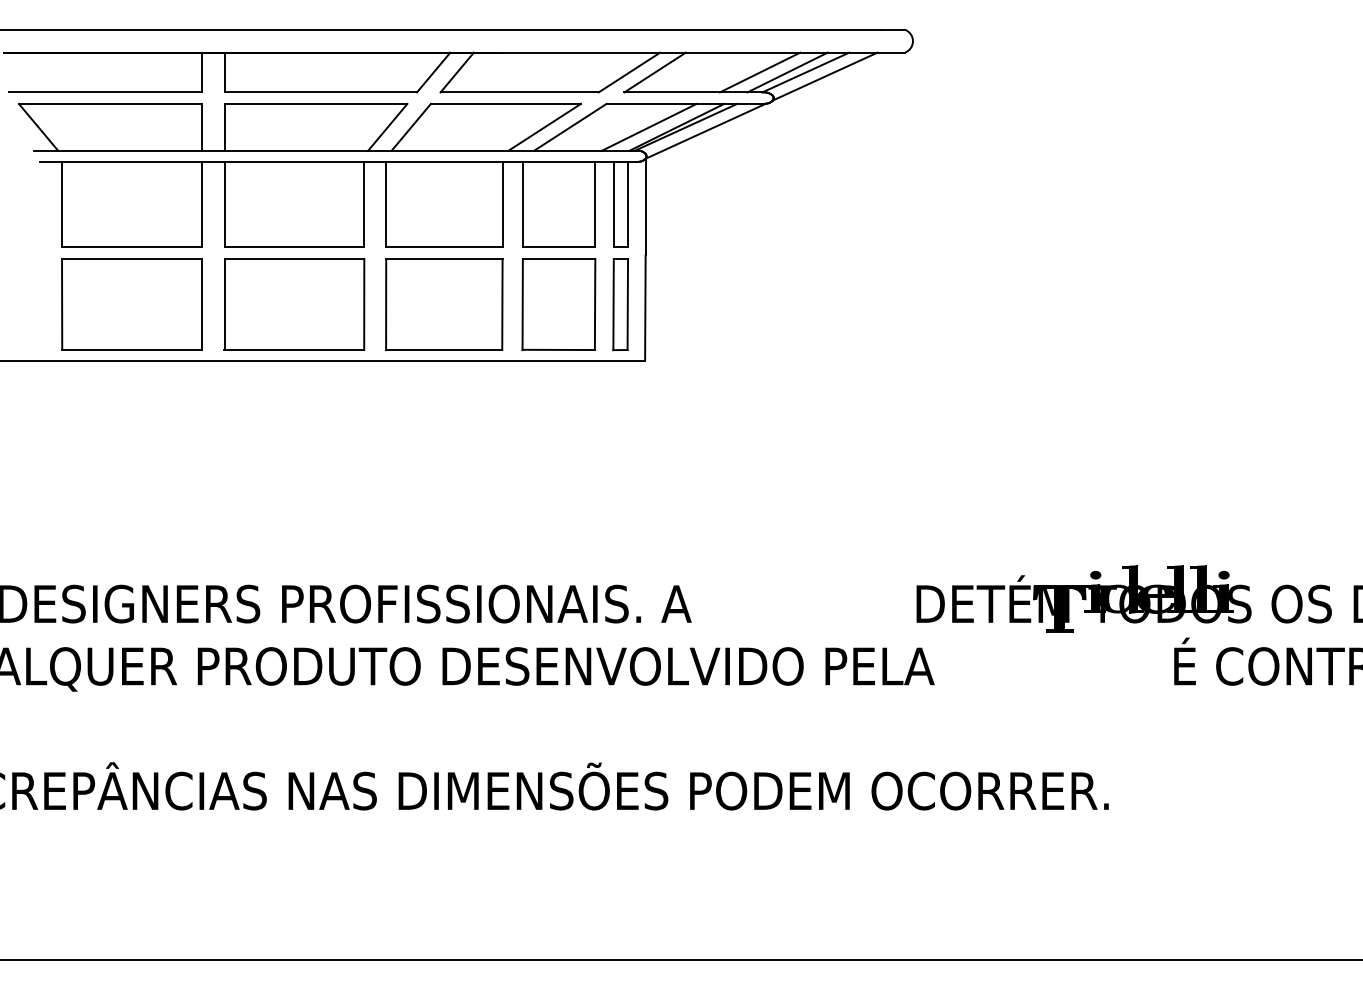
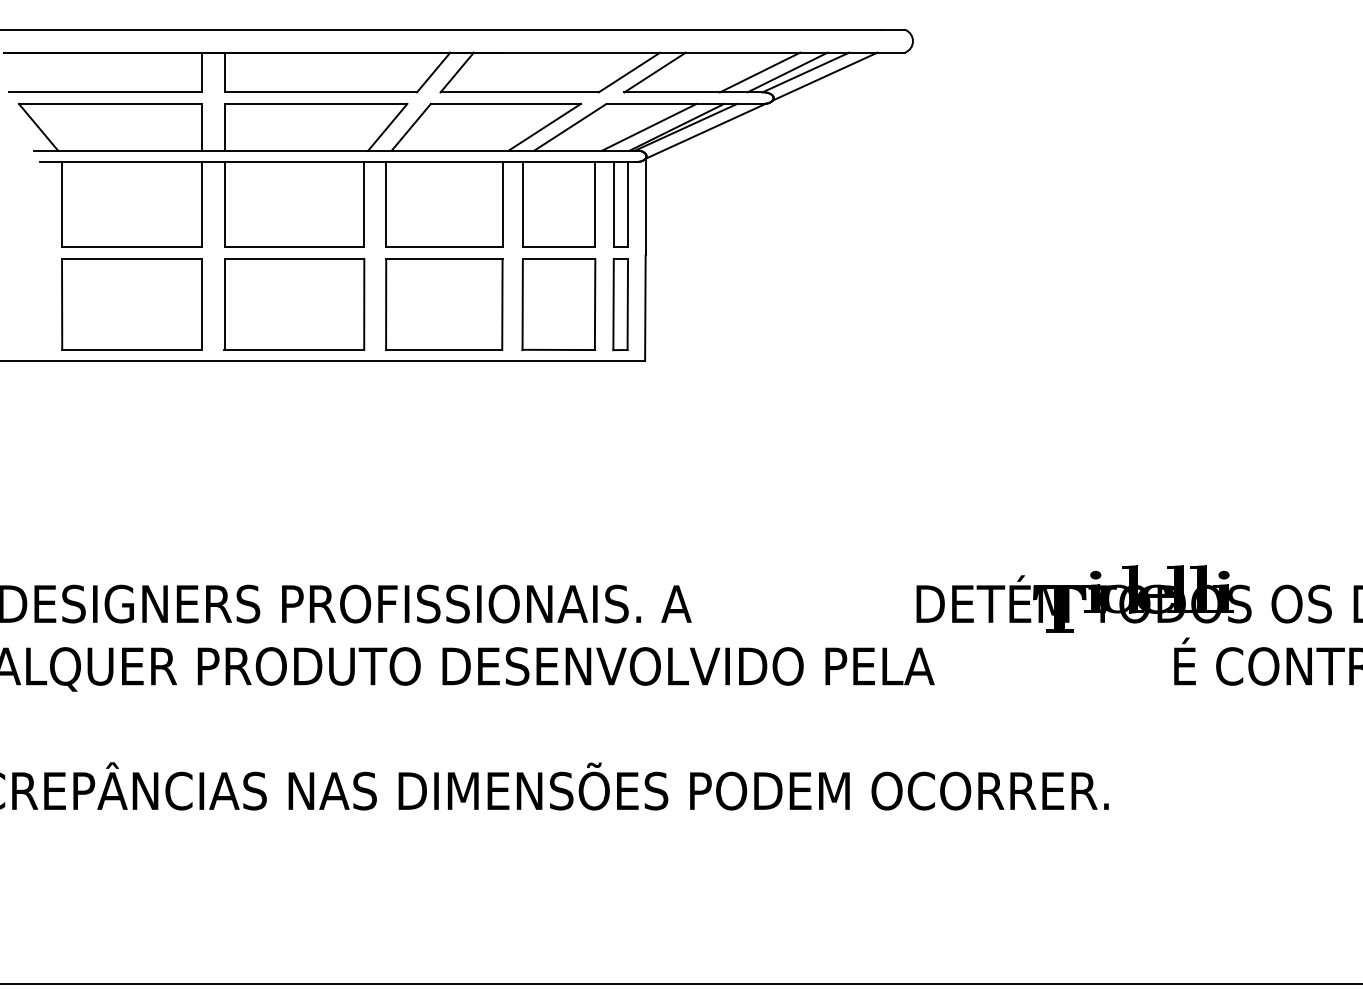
line position: (680, 960) -> (680, 984) (680, 984)
